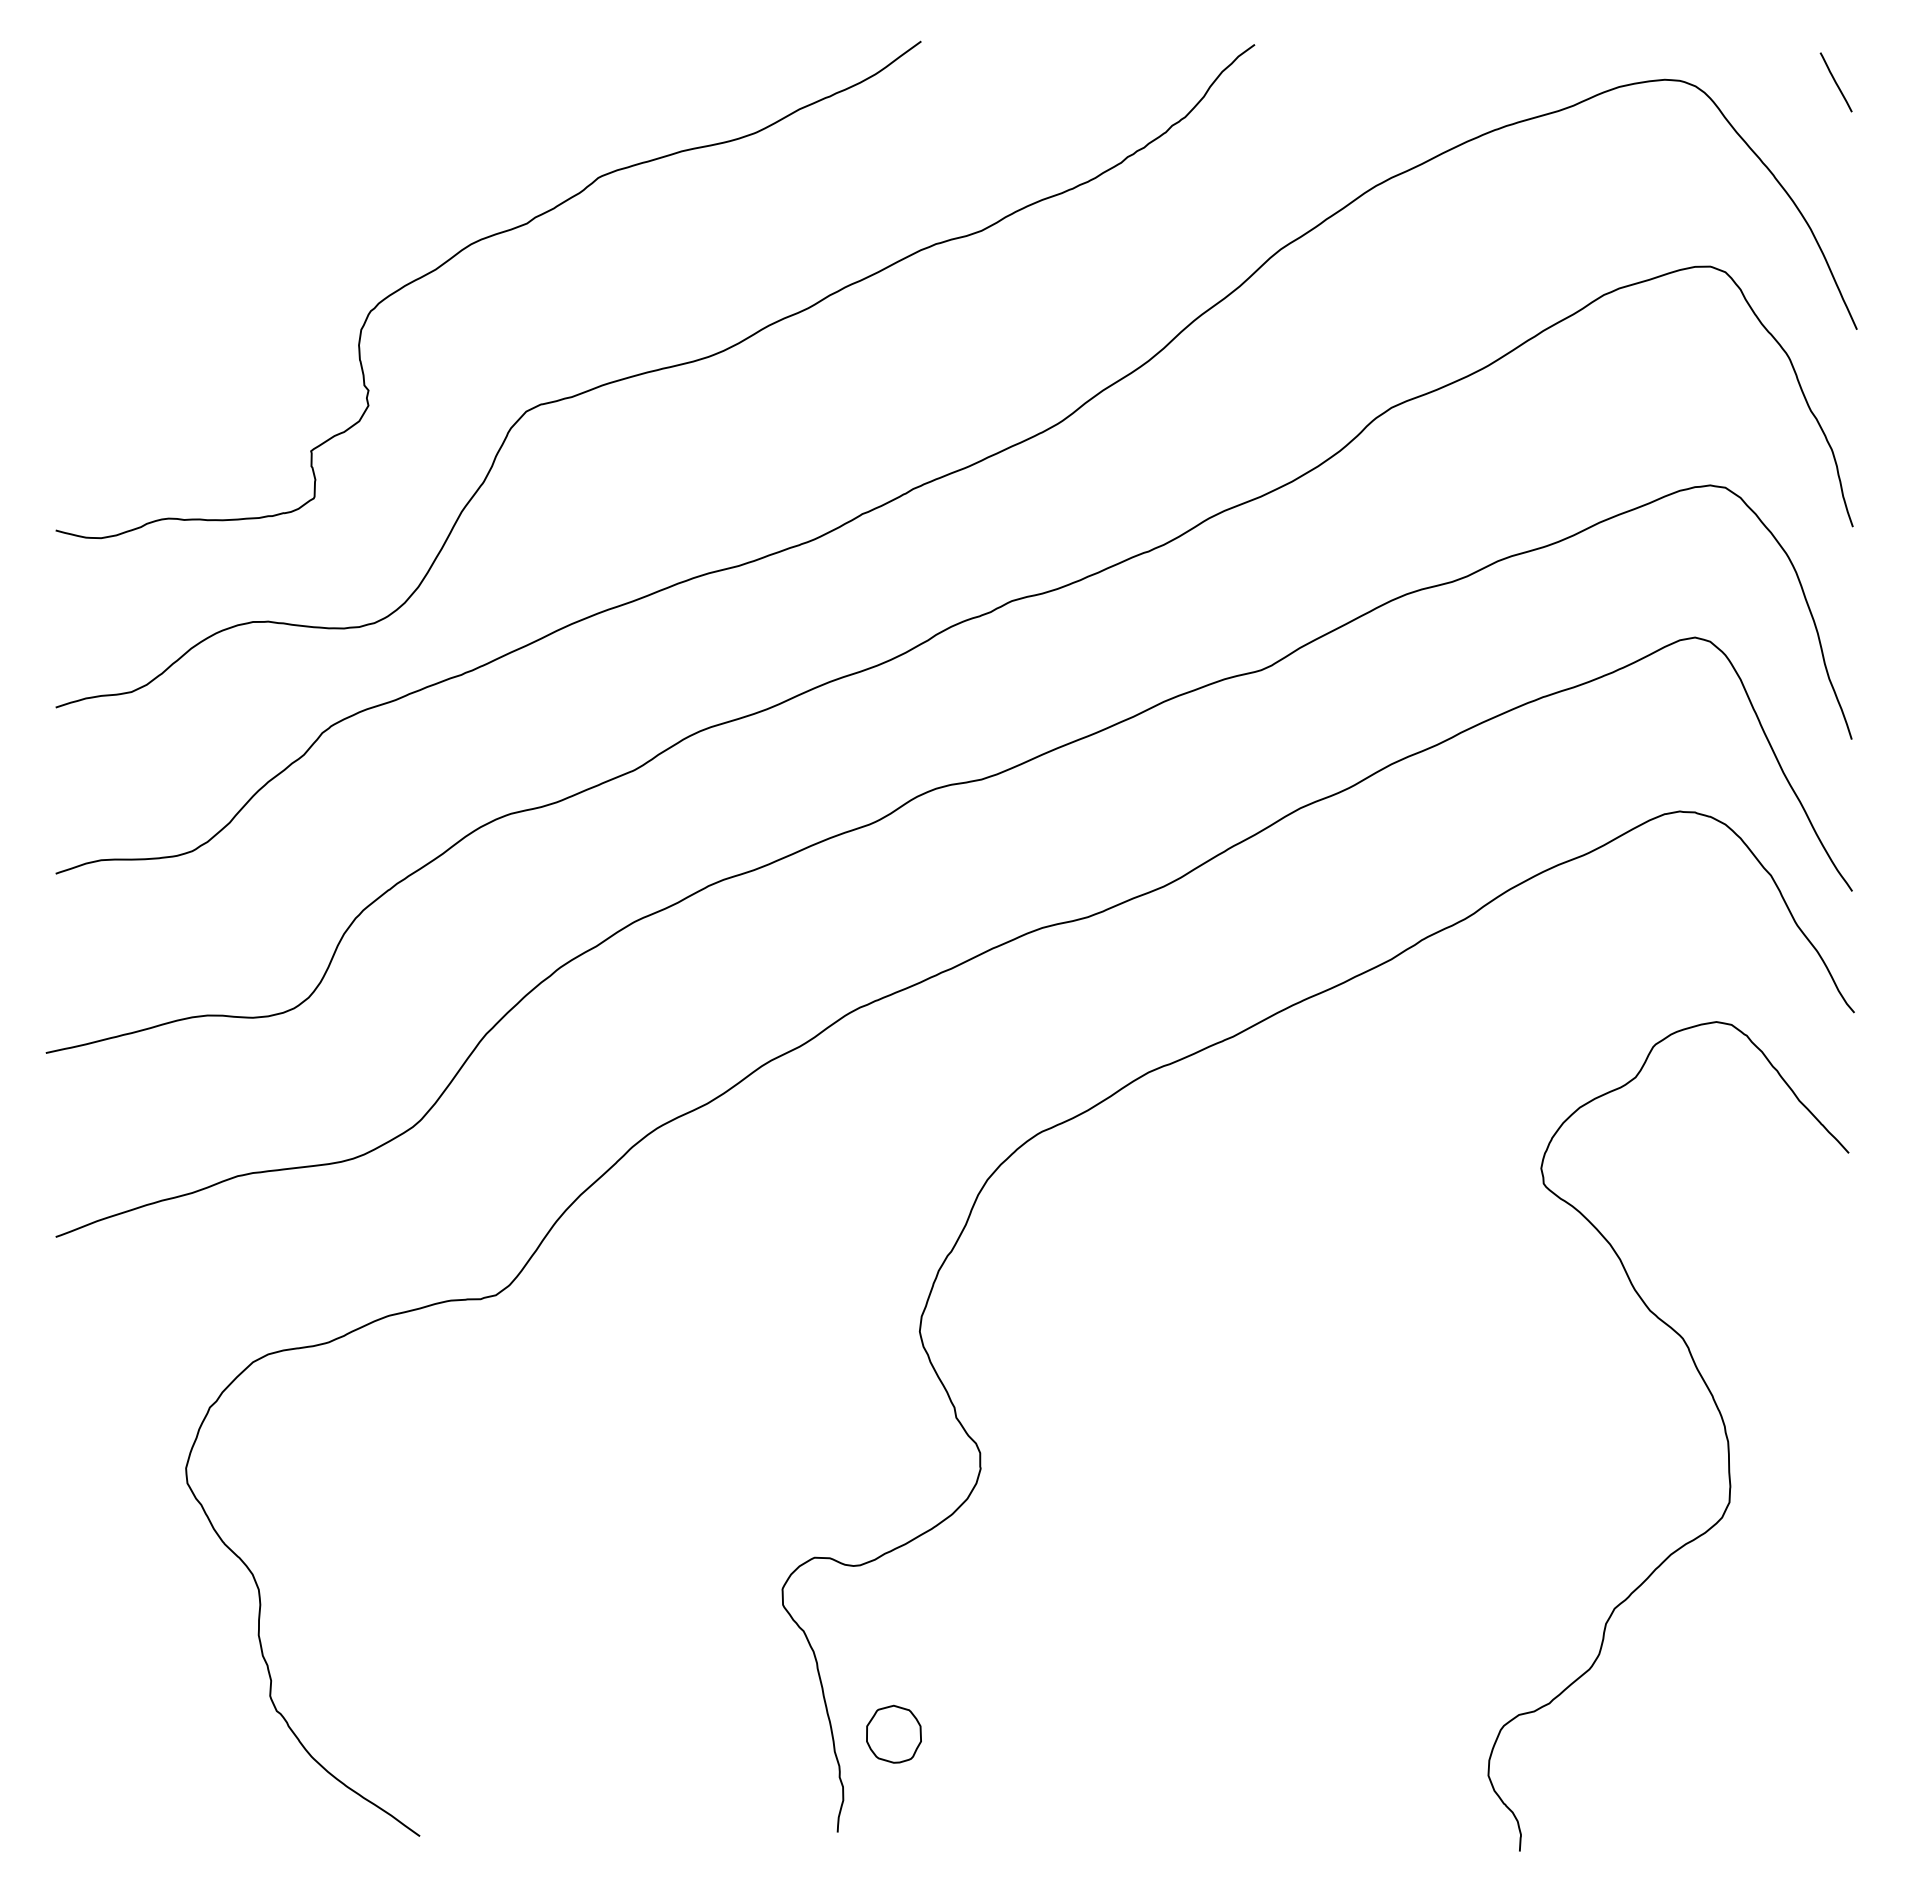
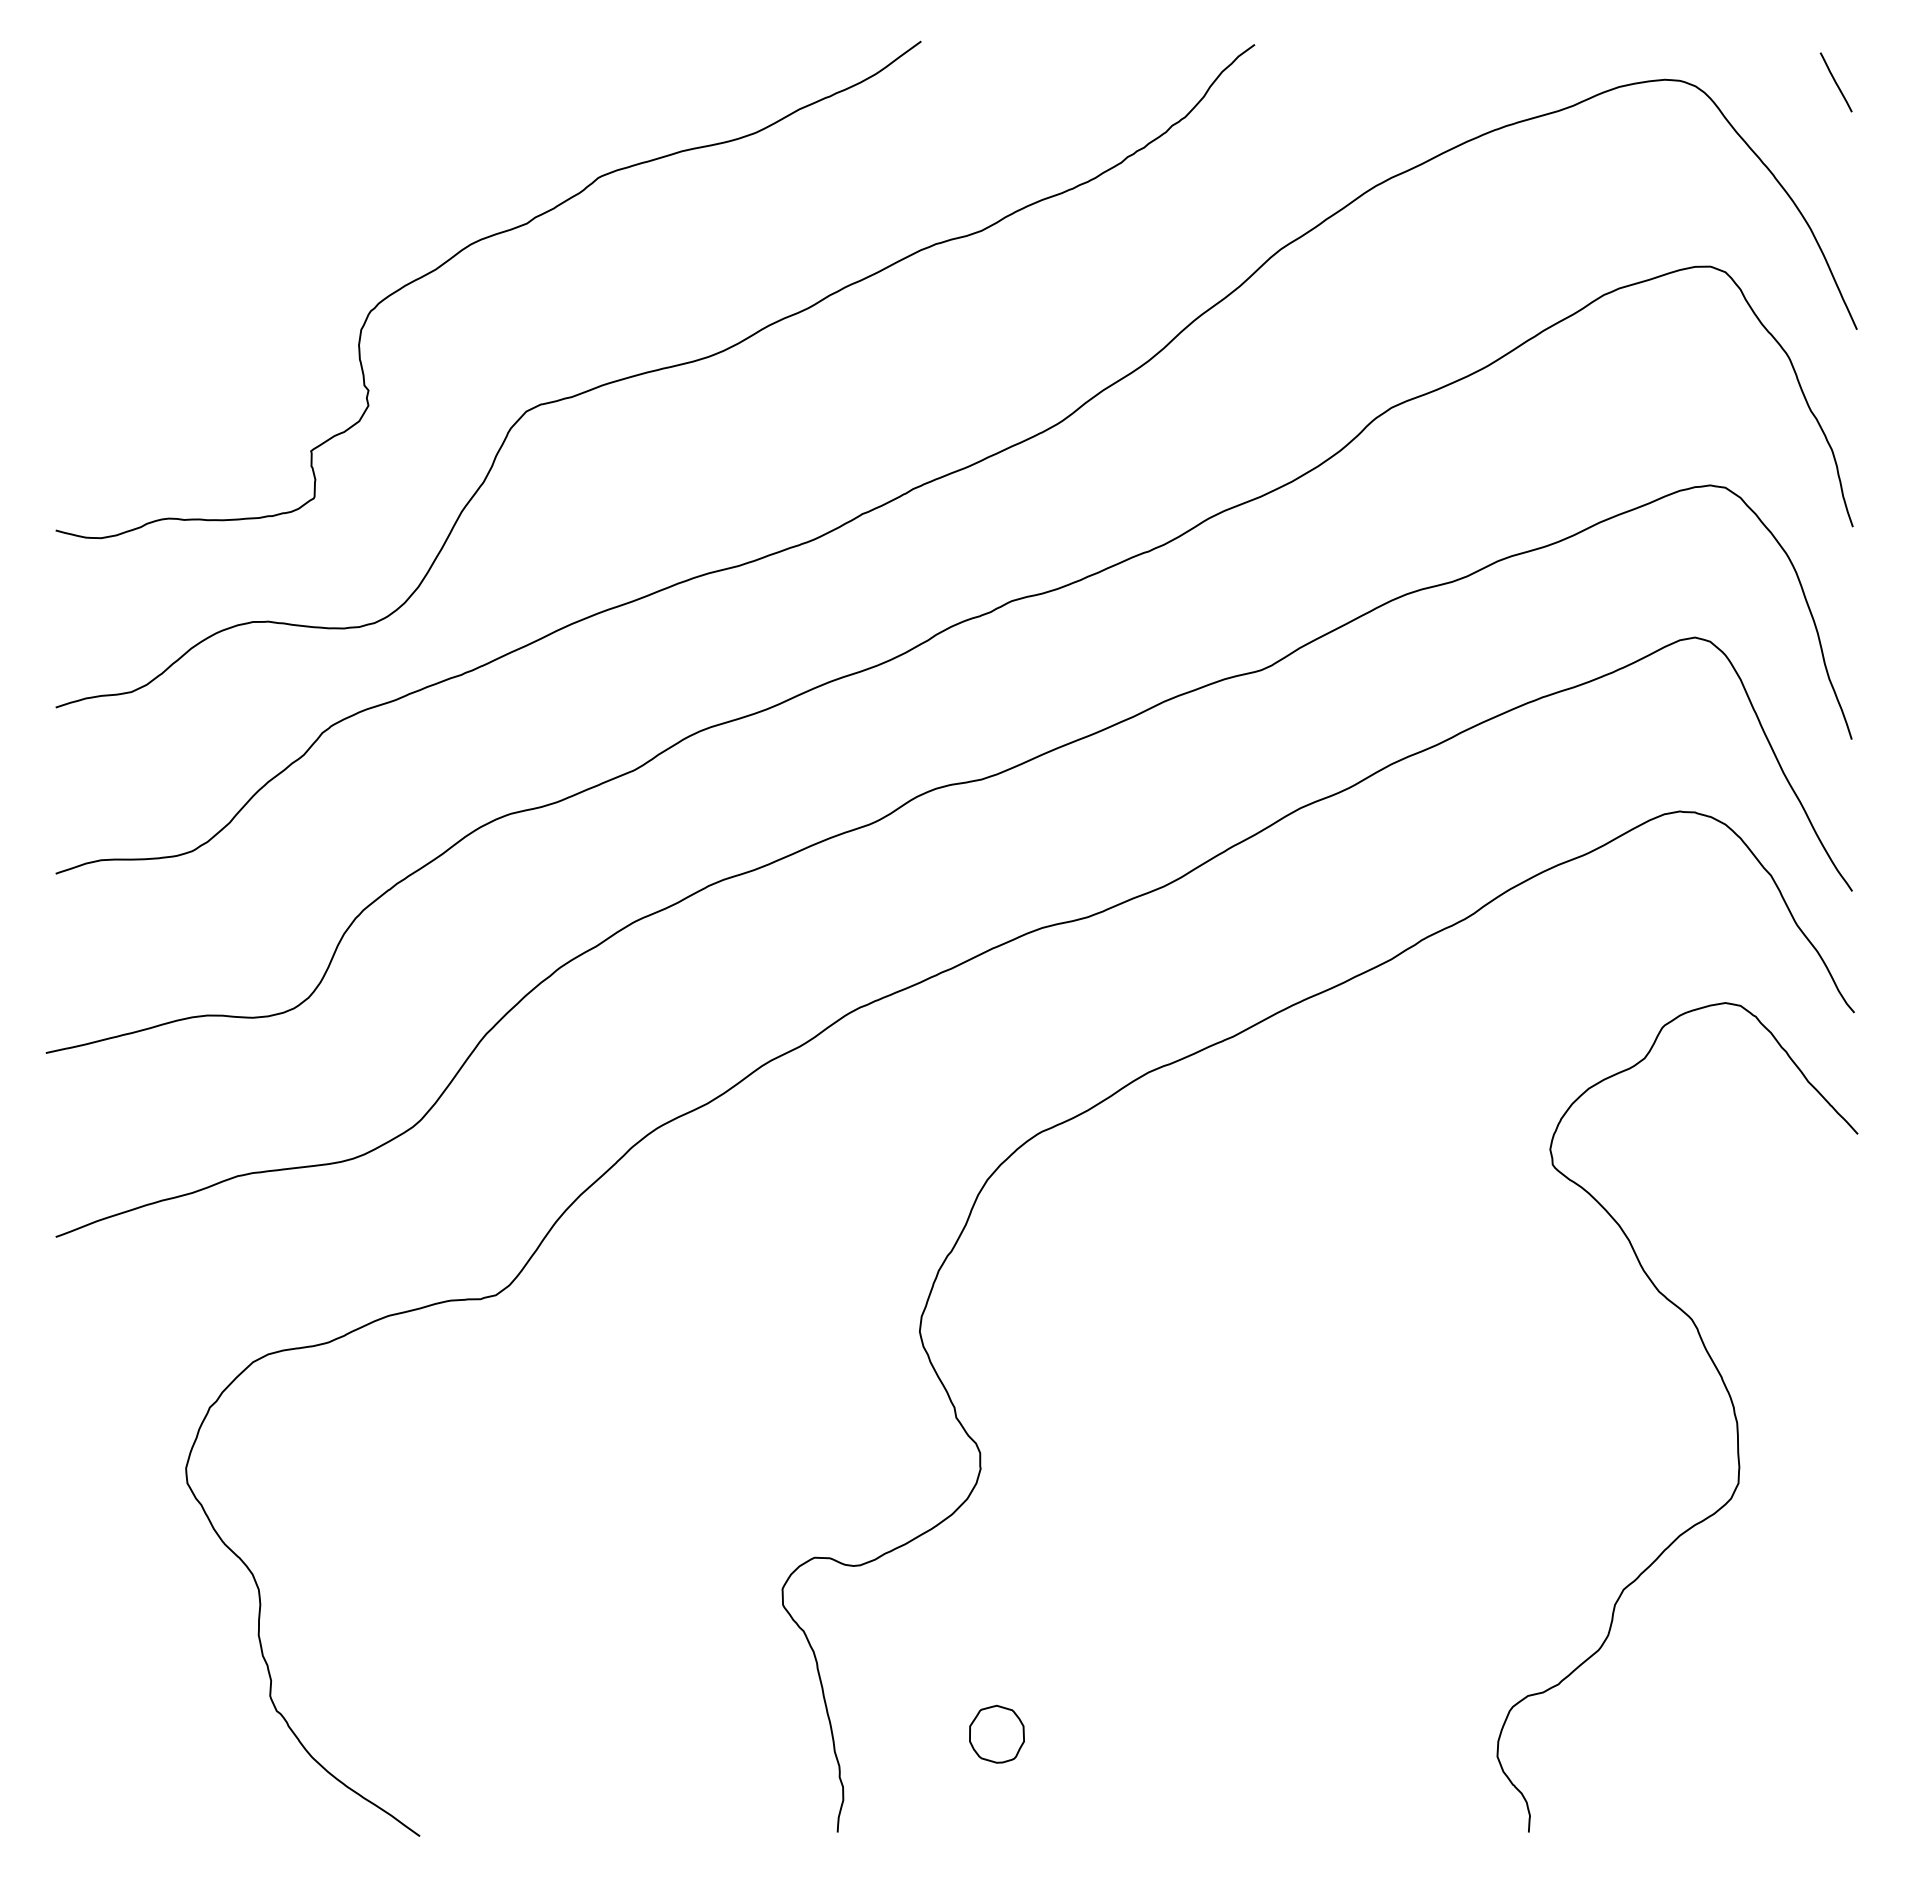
curve position: (1720, 1417) -> (1729, 1398) (1729, 1398)
part position: (893, 1733) -> (996, 1733) (996, 1733)
